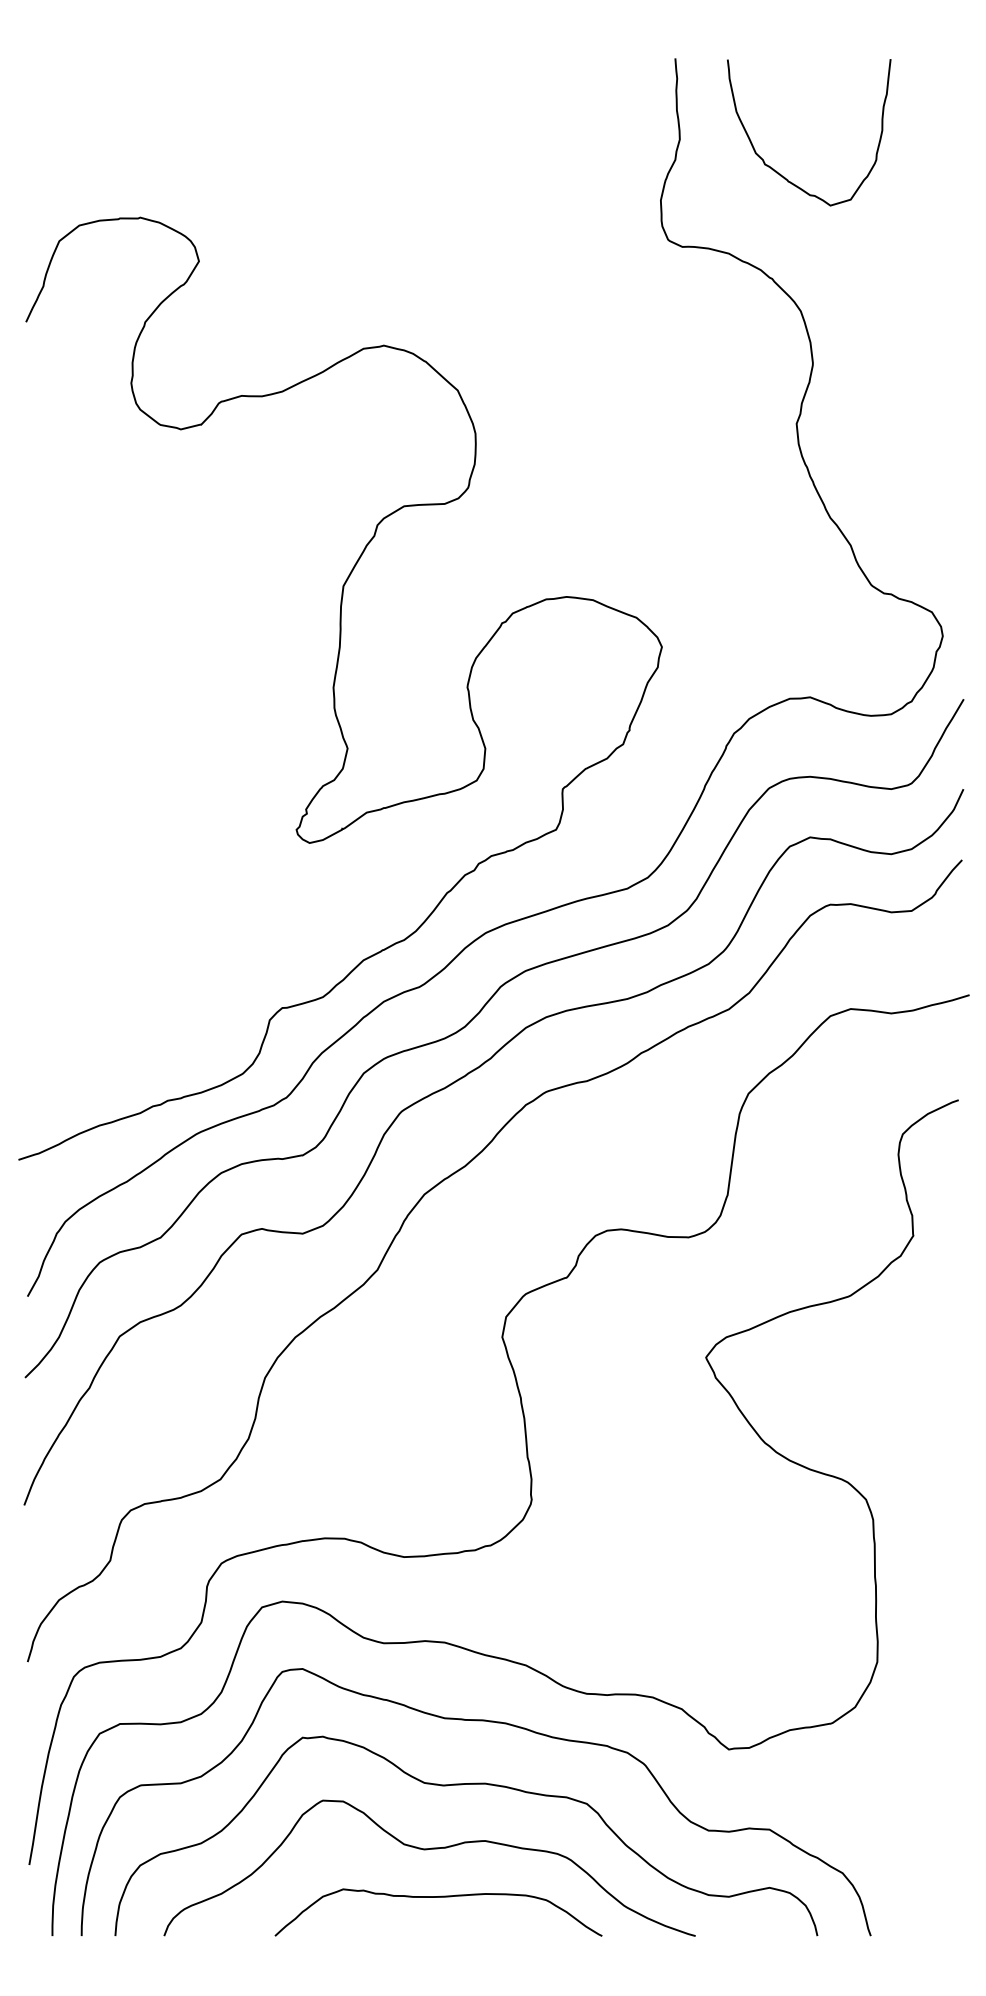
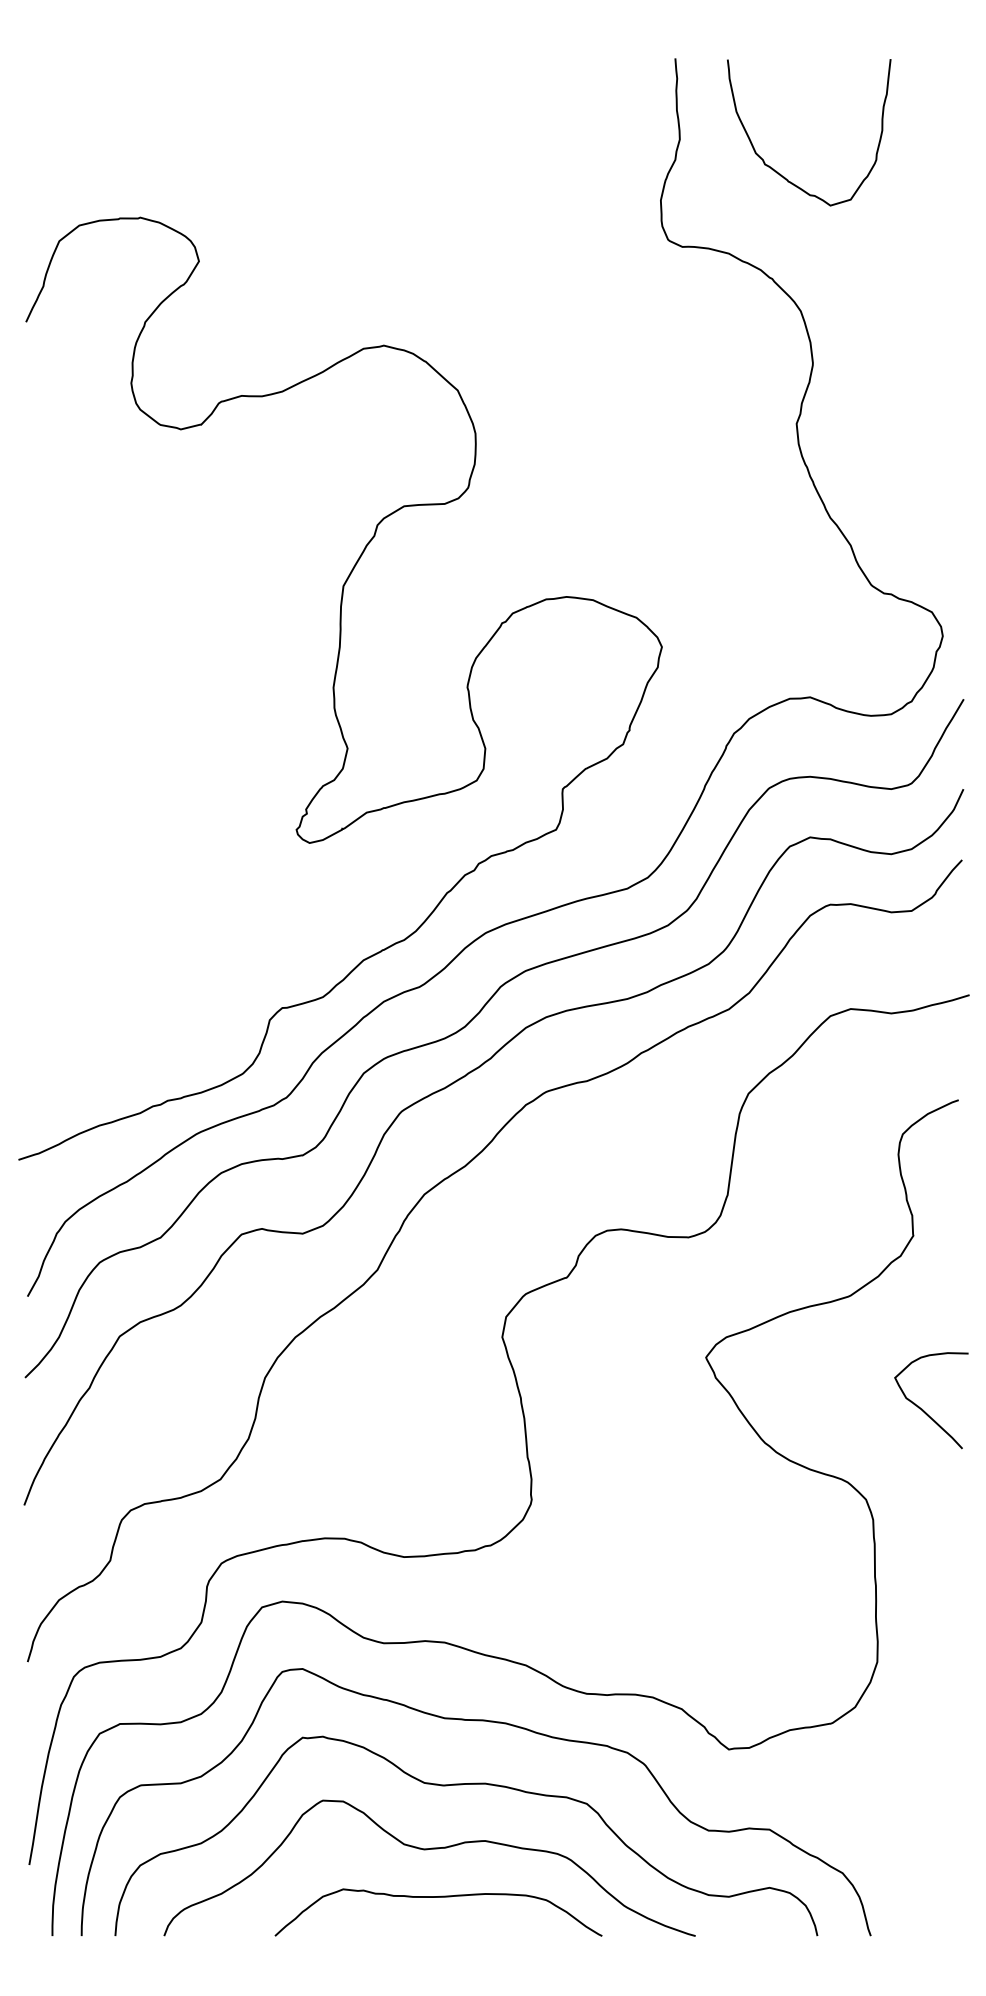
curve: none -> present (922, 1408)
